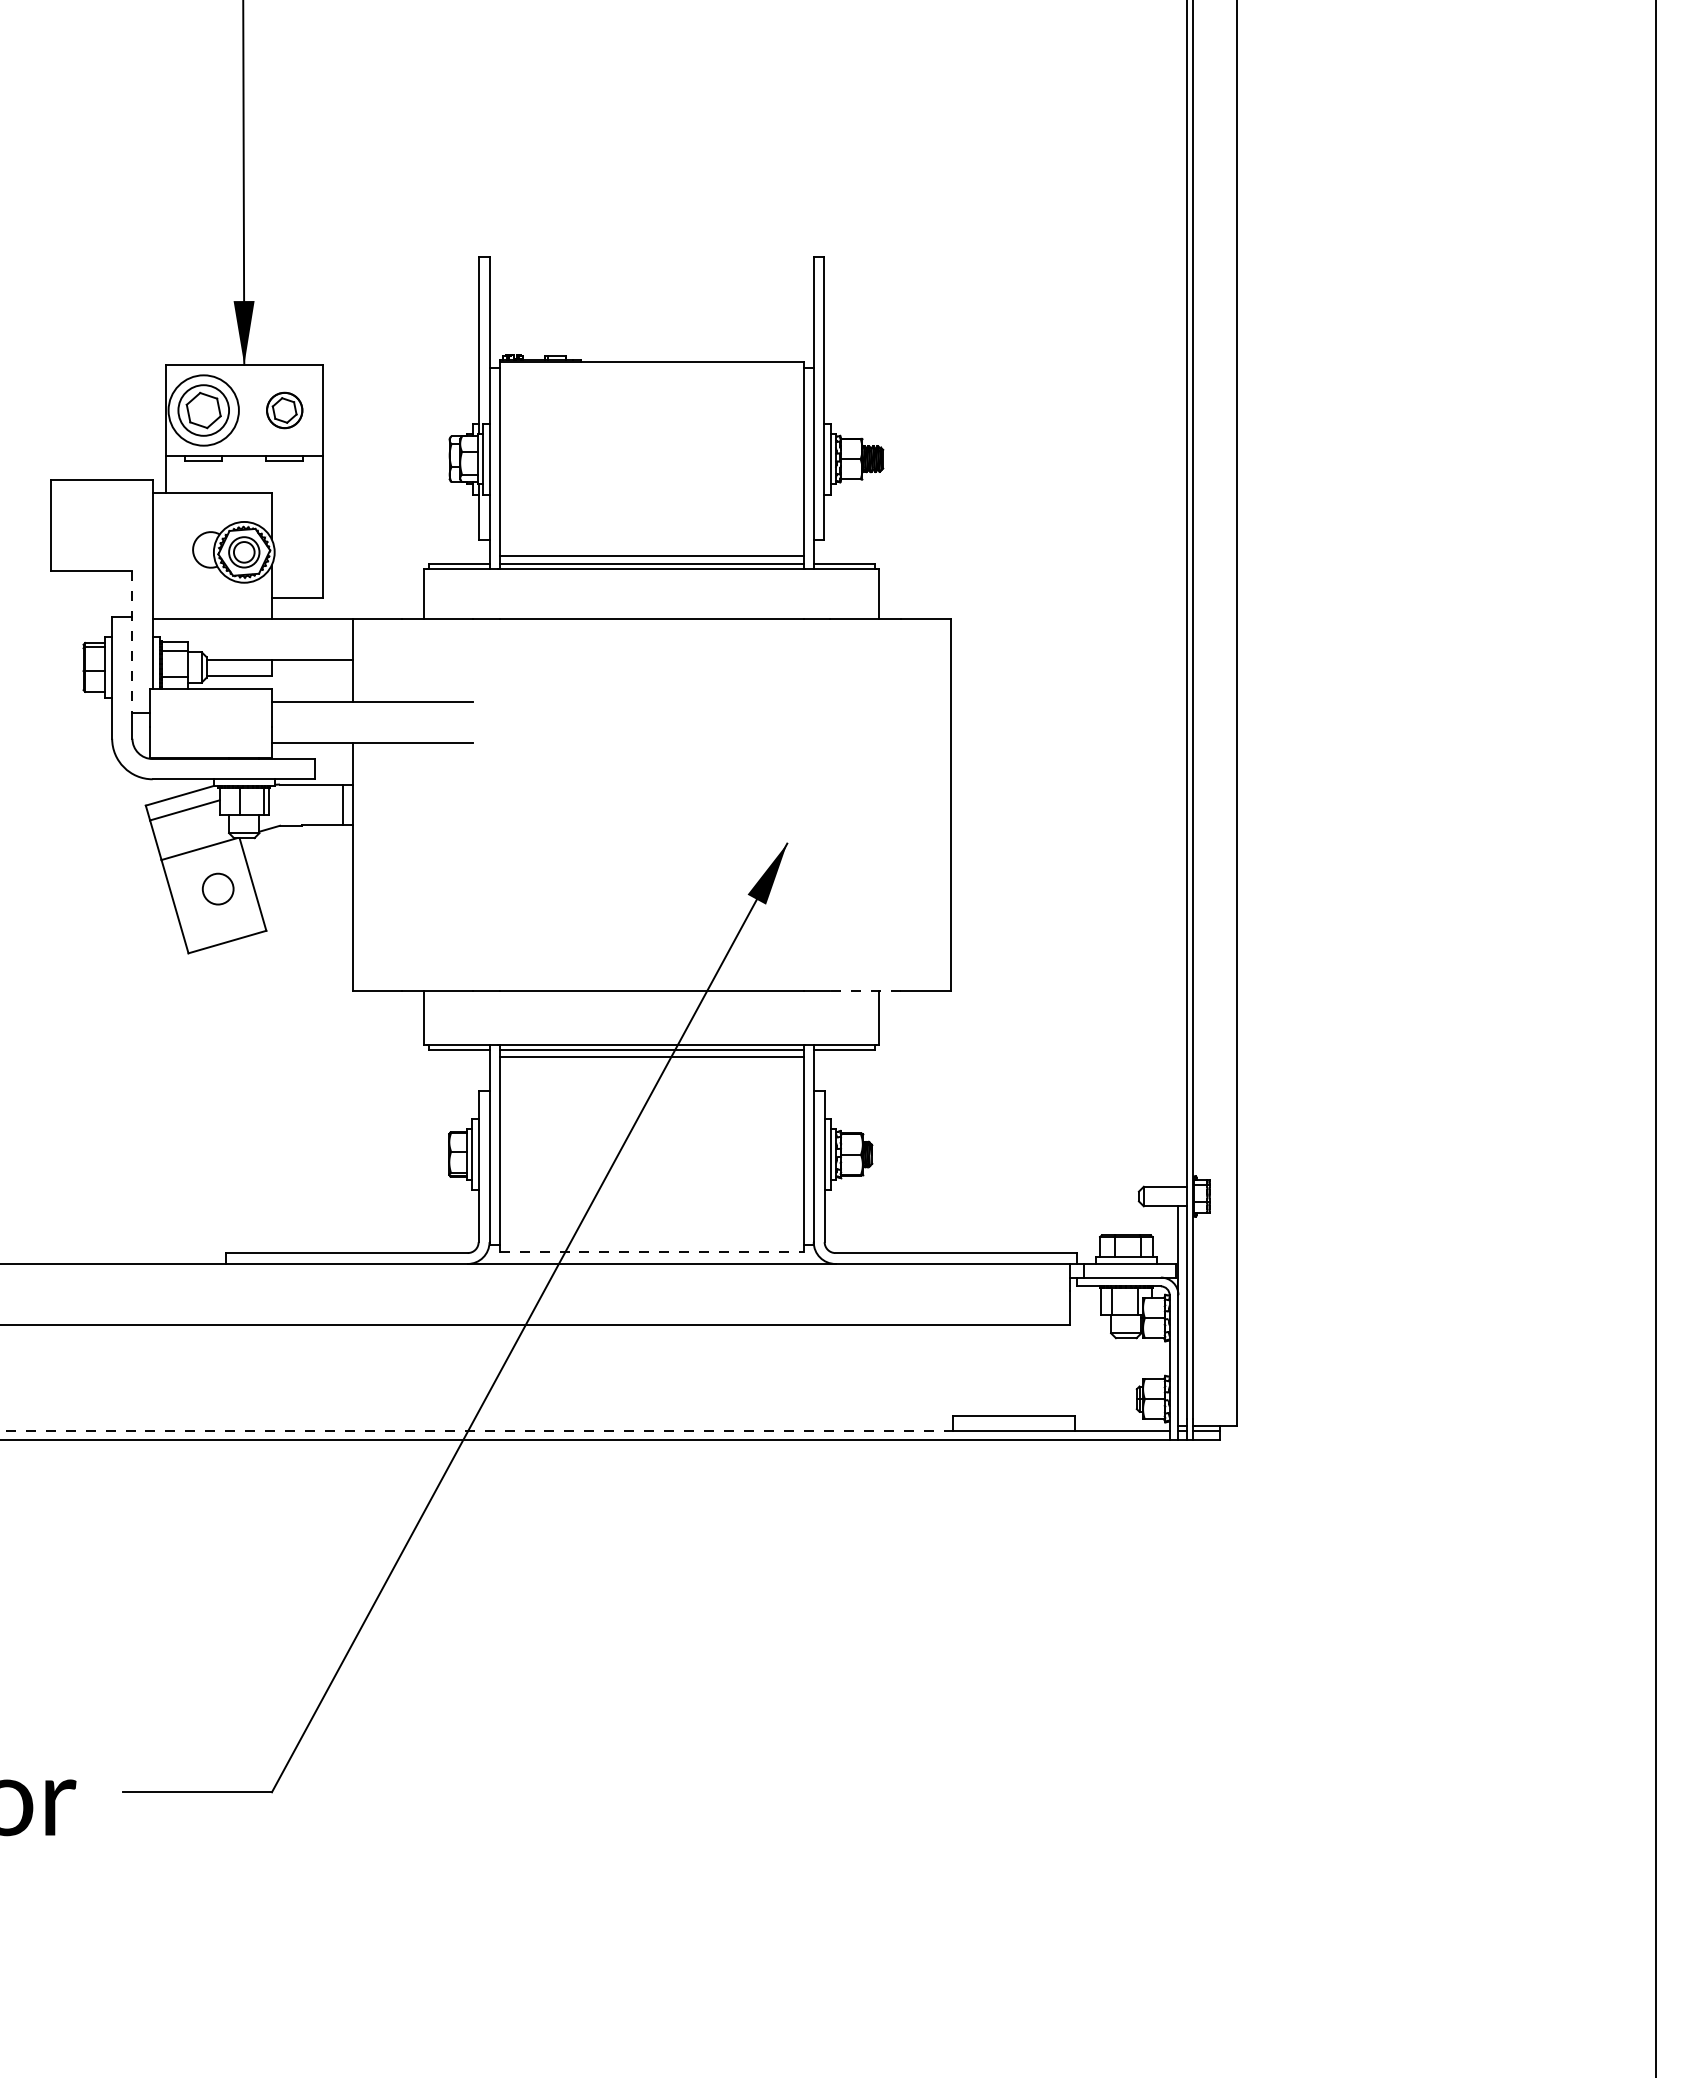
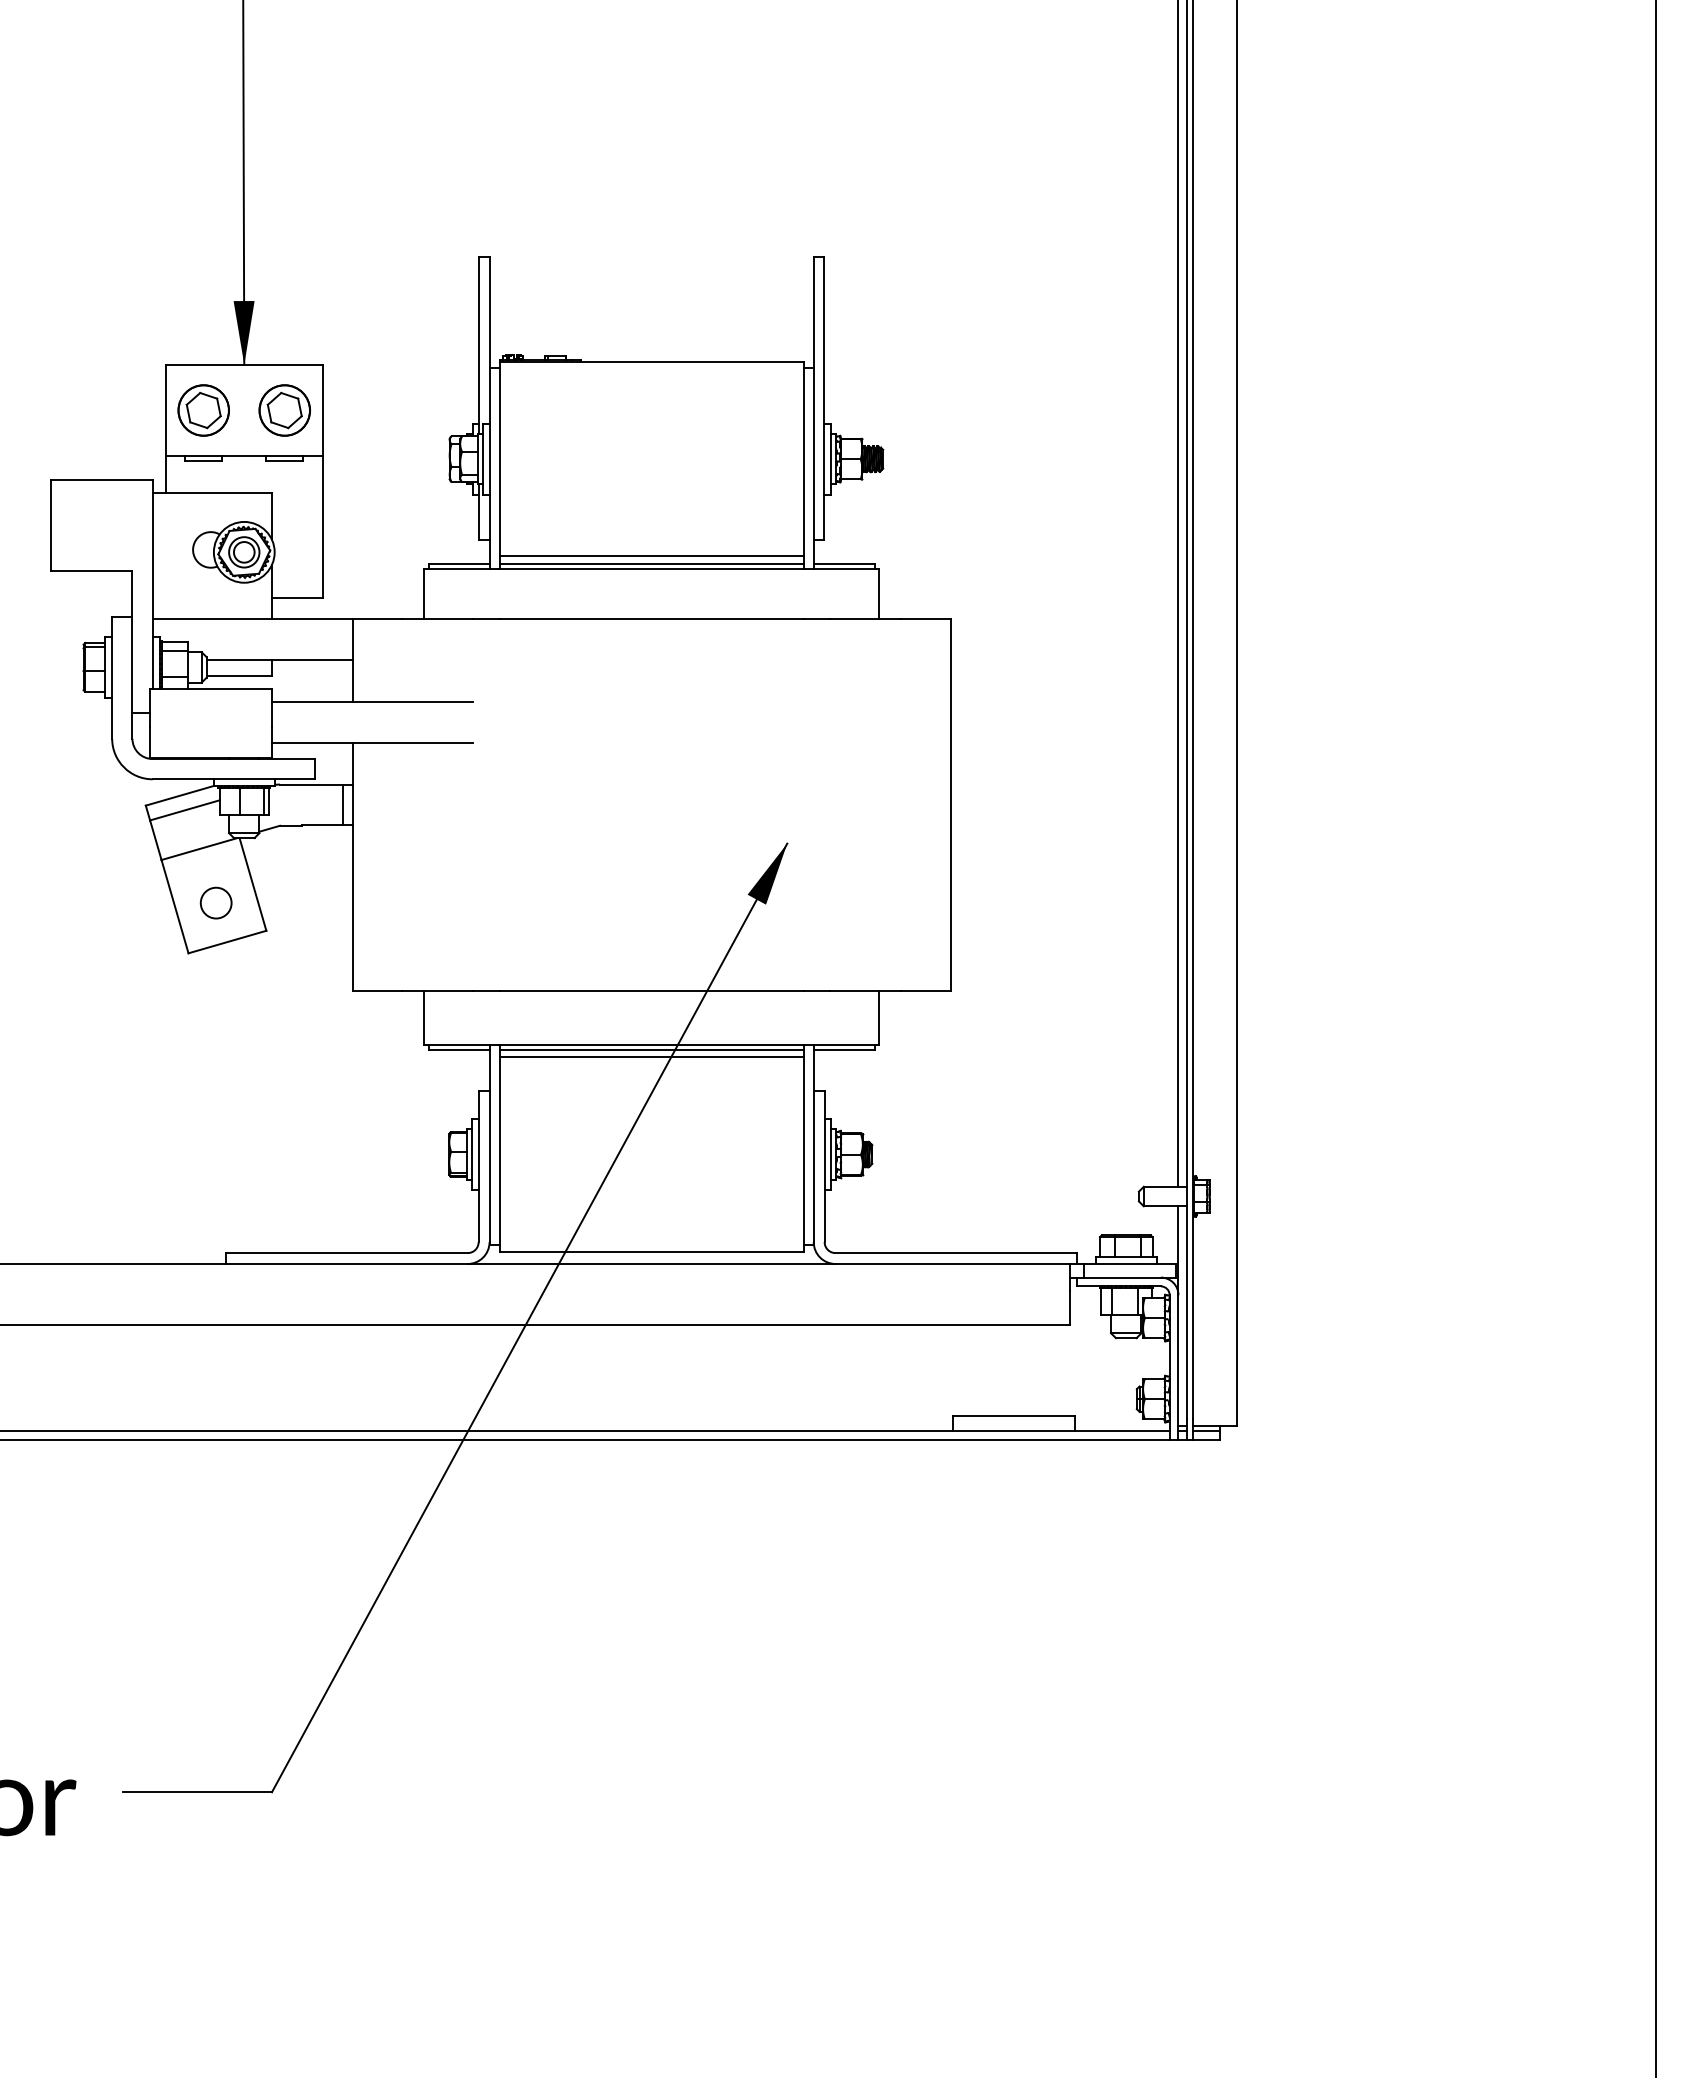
circle diameter: 70 px -> 50 px (203, 410)
part size: 38x39 px -> 53x53 px (284, 410)
line: none -> present (1178, 594)
line: dashed -> solid (132, 642)
circle position: (217, 888) -> (215, 902) (215, 902)
line: dashed -> solid (865, 991)
line: dashed -> solid (651, 1251)
line: dashed -> solid (476, 1431)
